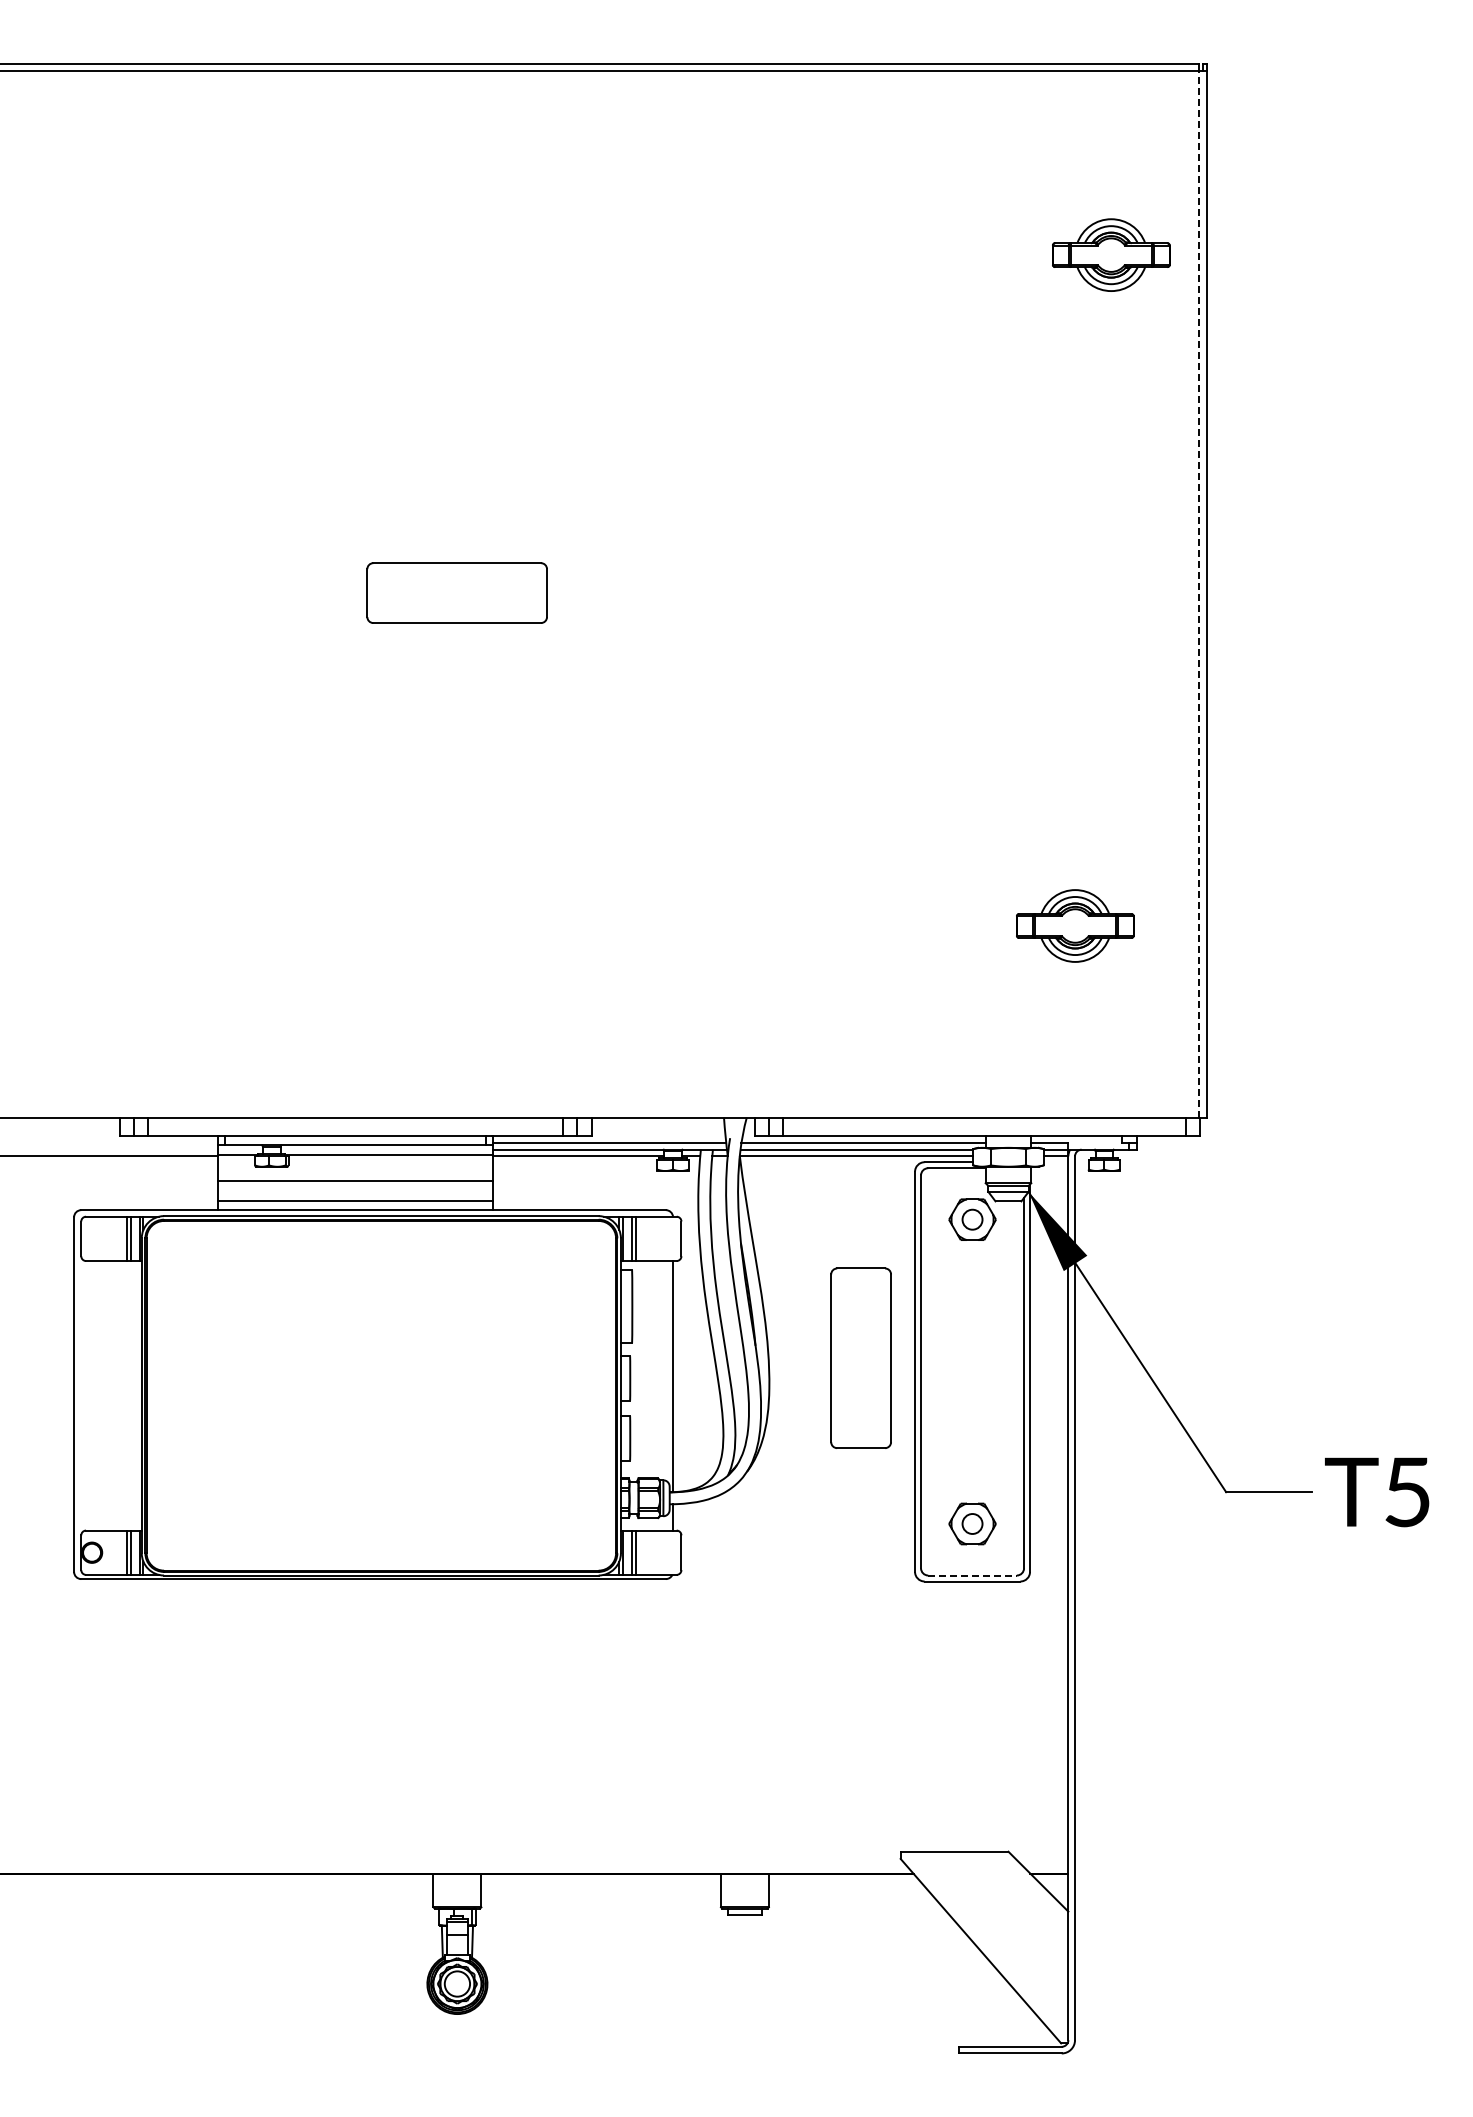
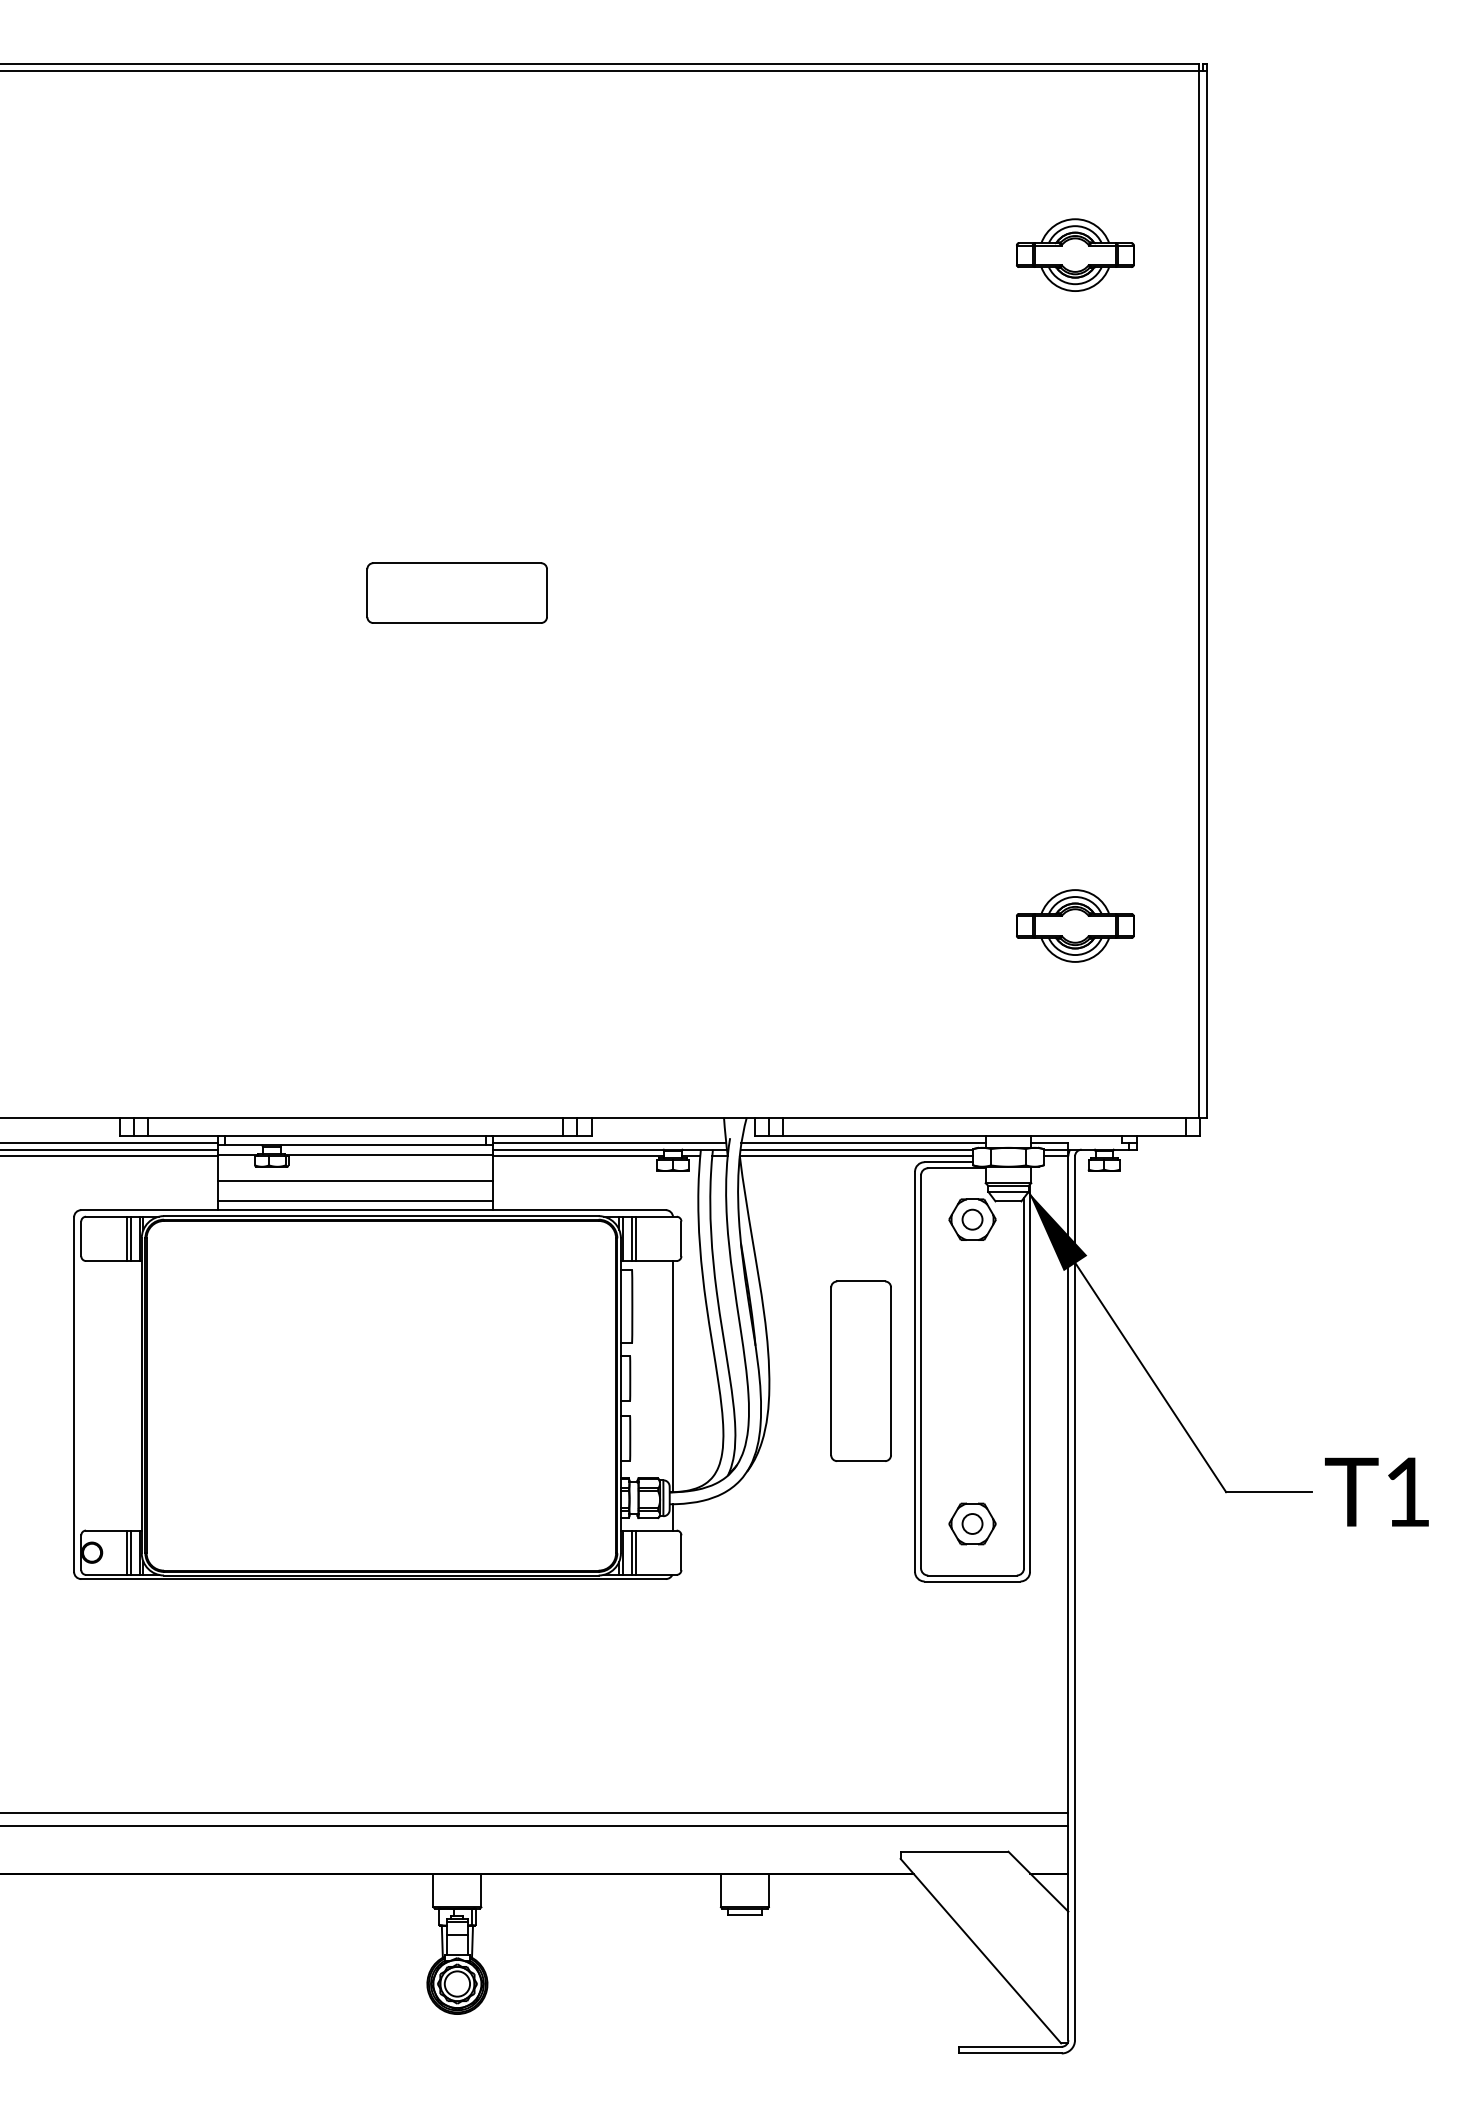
part position: (1111, 254) -> (1075, 254) (1075, 254)
line: dashed -> solid (1199, 593)
line: none -> present (109, 1143)
line: none -> present (109, 1149)
part position: (860, 1357) -> (860, 1370) (860, 1370)
text: T5 -> T1 (1407, 1492)
line: dashed -> solid (973, 1575)
line: none -> present (535, 1812)
line: none -> present (535, 1825)
